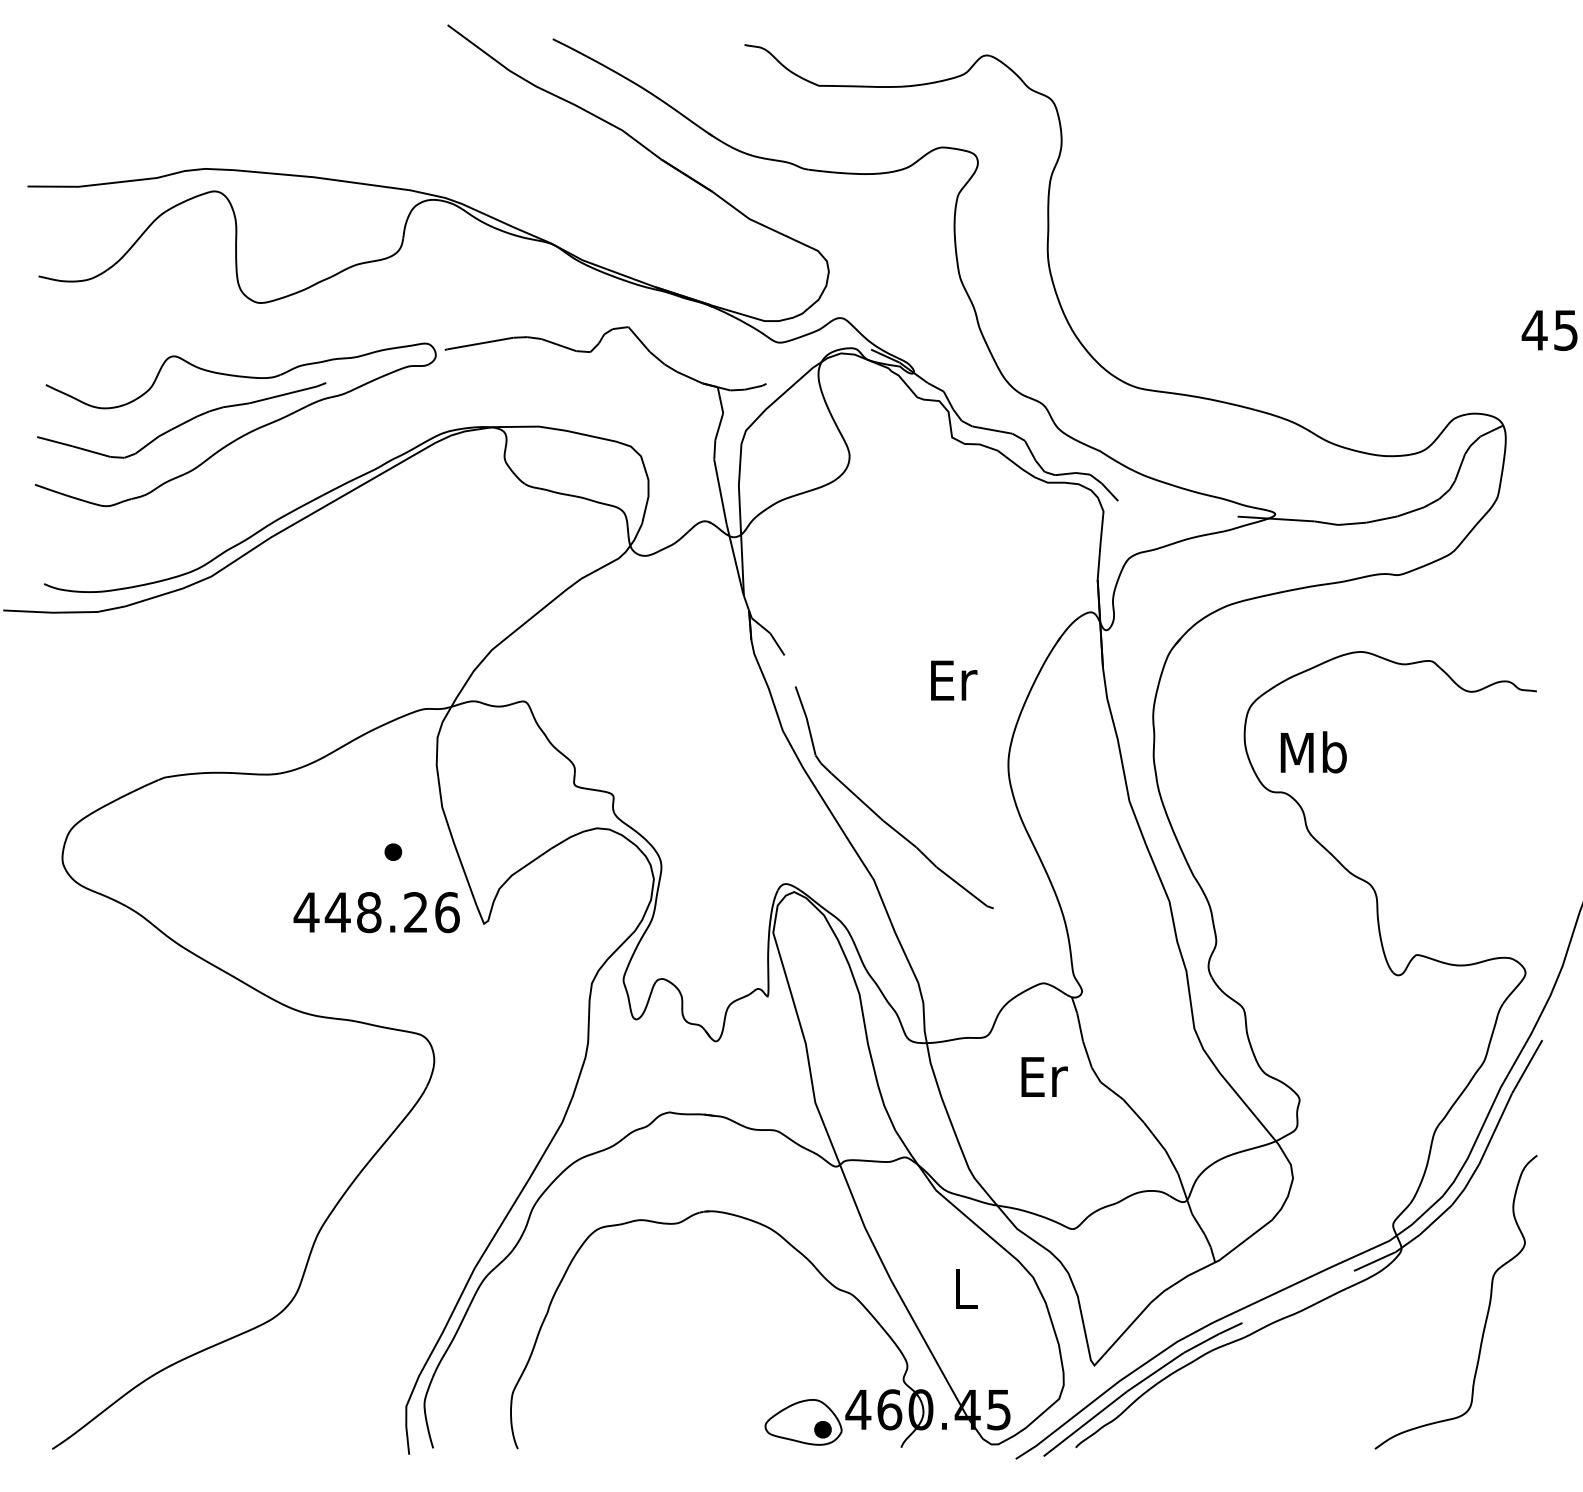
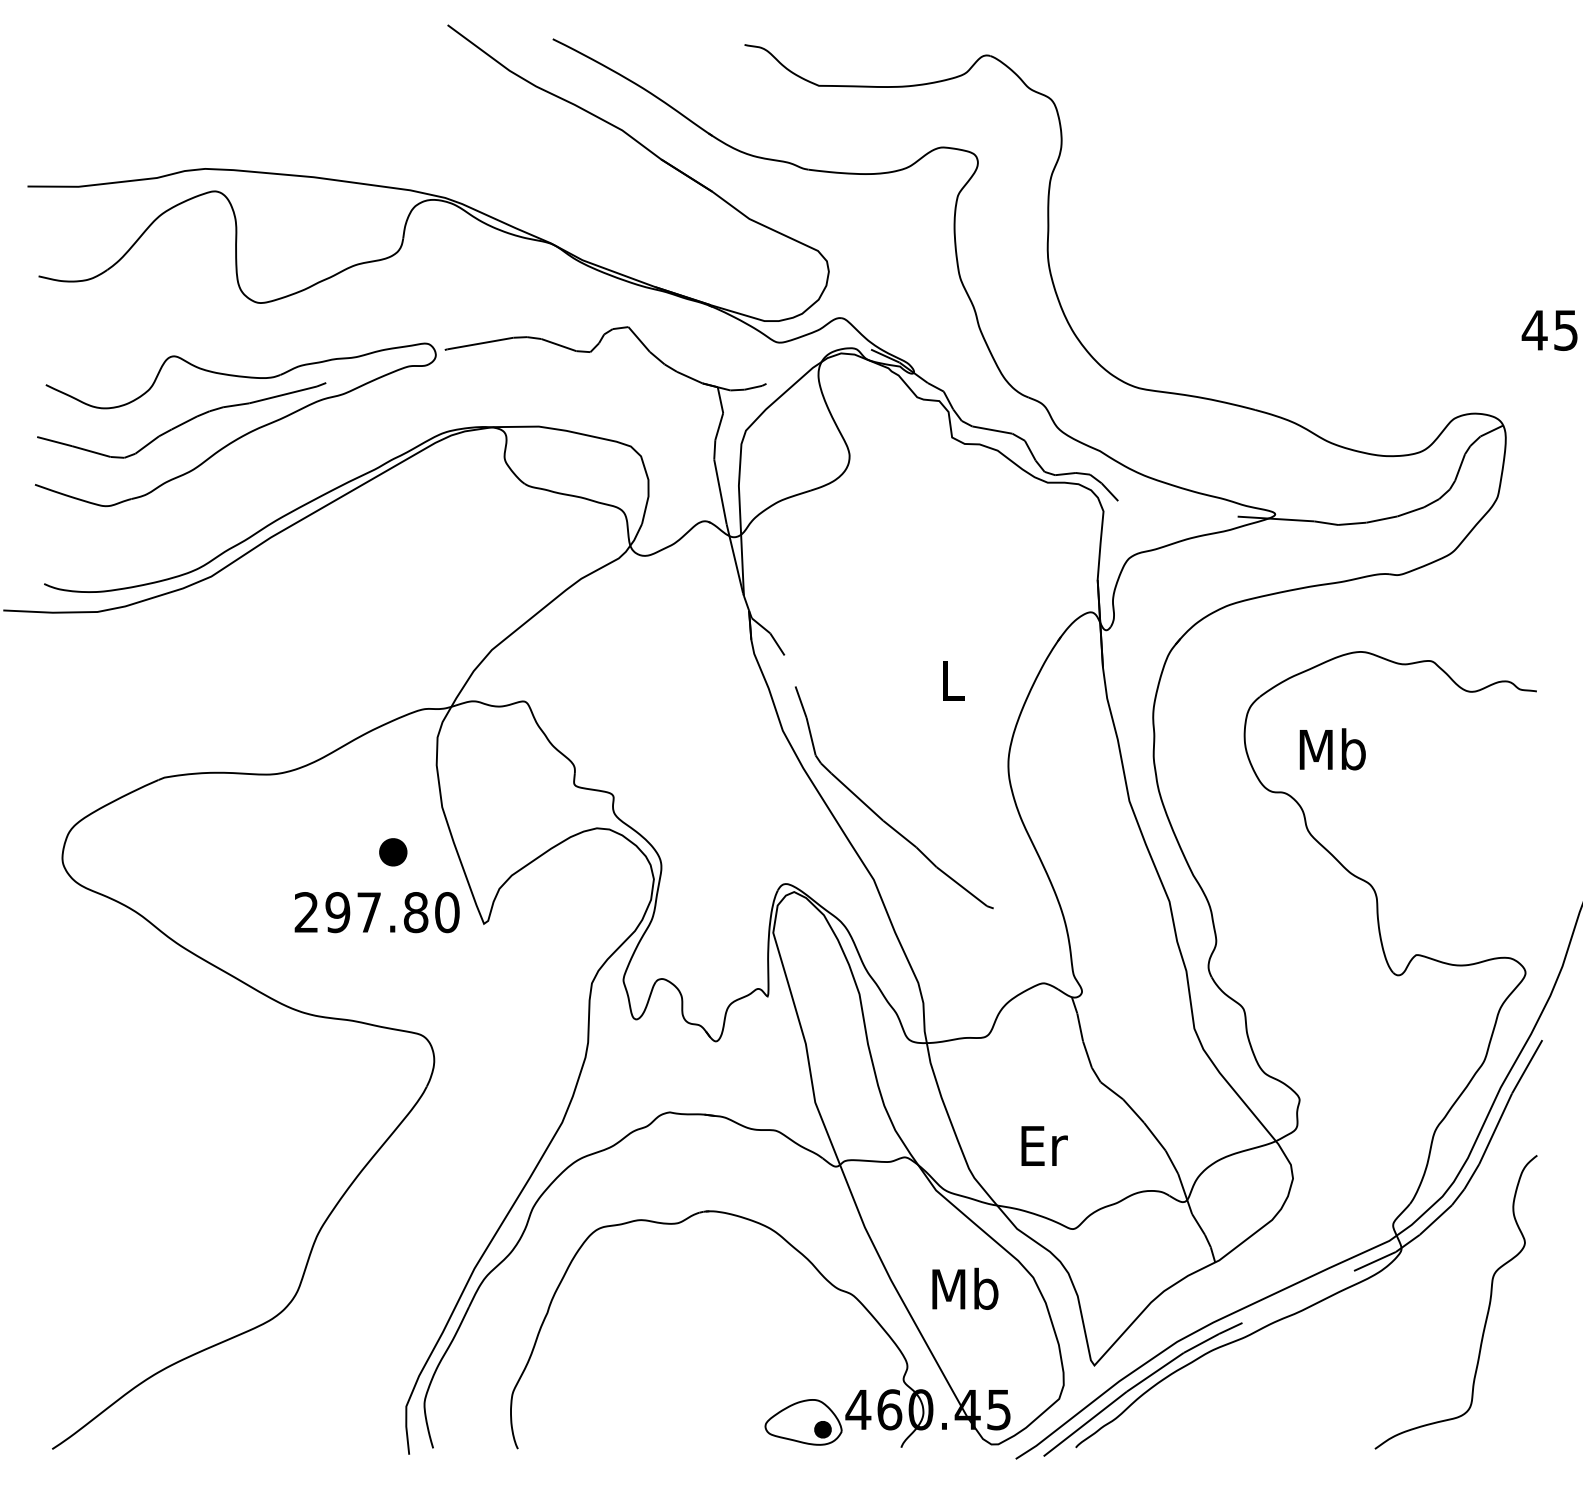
text: Er -> L (954, 680)
text position: (1313, 752) -> (1332, 749) (1332, 749)
part size: 19x18 px -> 29x29 px (393, 852)
text: 448.26 -> 297.80 (376, 912)
text position: (1044, 1076) -> (1044, 1145) (1044, 1145)
text: L -> Mb (965, 1288)
